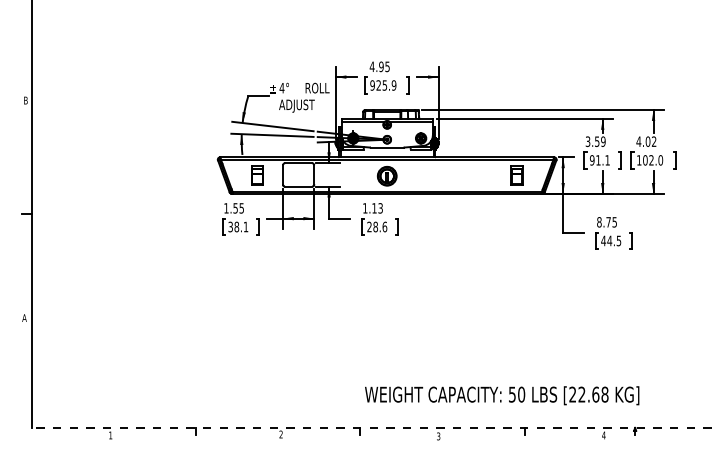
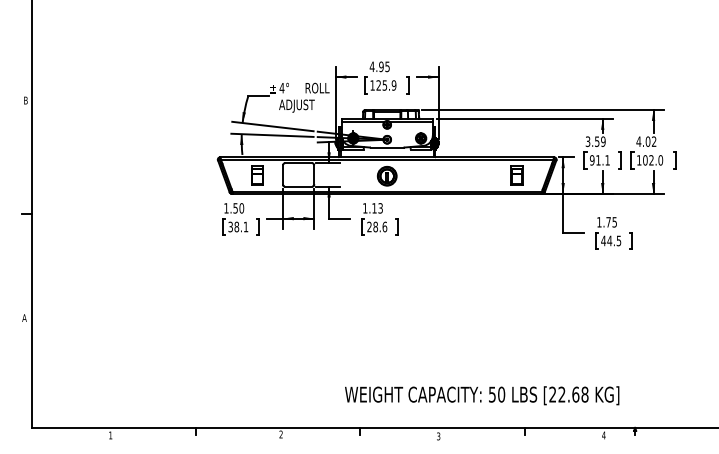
text: 925.9 -> 125.9 (372, 85)
text: 1.55 -> 1.50 (241, 208)
text: 8.75 -> 1.75 (599, 222)
text position: (502, 395) -> (482, 395) (482, 395)
line: dashed -> solid (374, 427)
